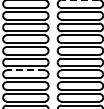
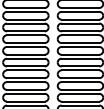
line: dashed -> solid (80, 0)
line: dashed -> solid (25, 70)
